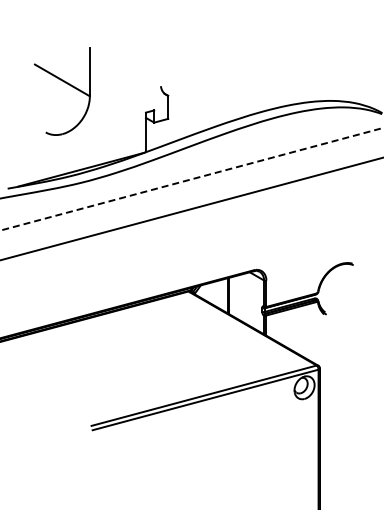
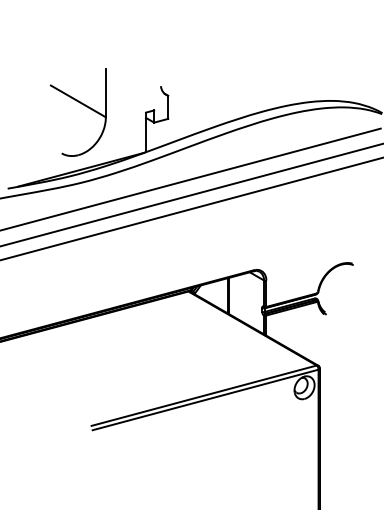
part position: (65, 83) -> (81, 104) (81, 104)
line: dashed -> solid (190, 179)
line: none -> present (191, 194)
